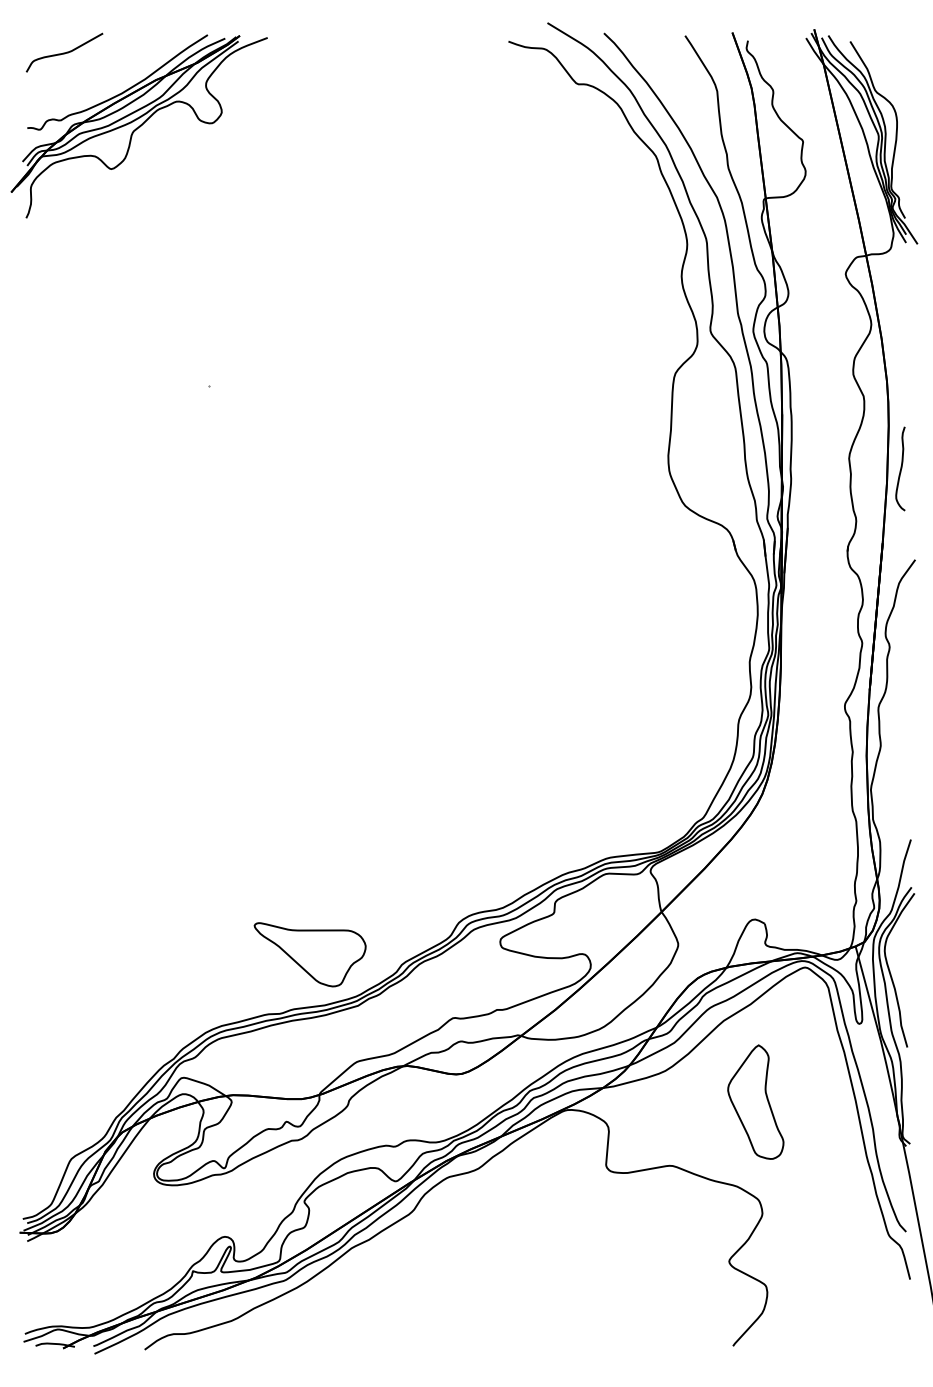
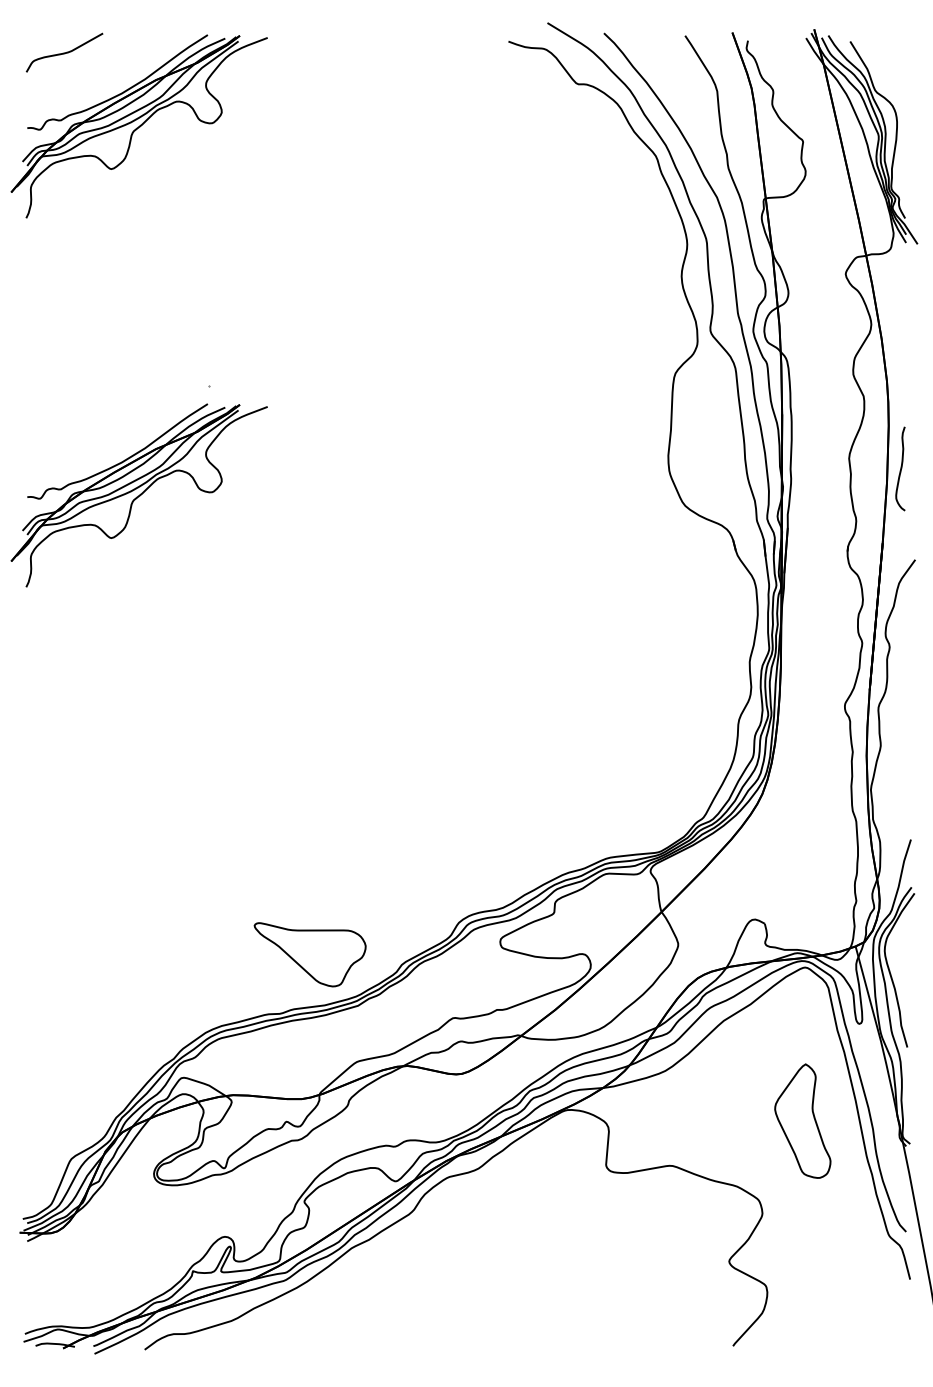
part: none -> present (138, 495)
part position: (755, 1101) -> (802, 1120) (802, 1120)
